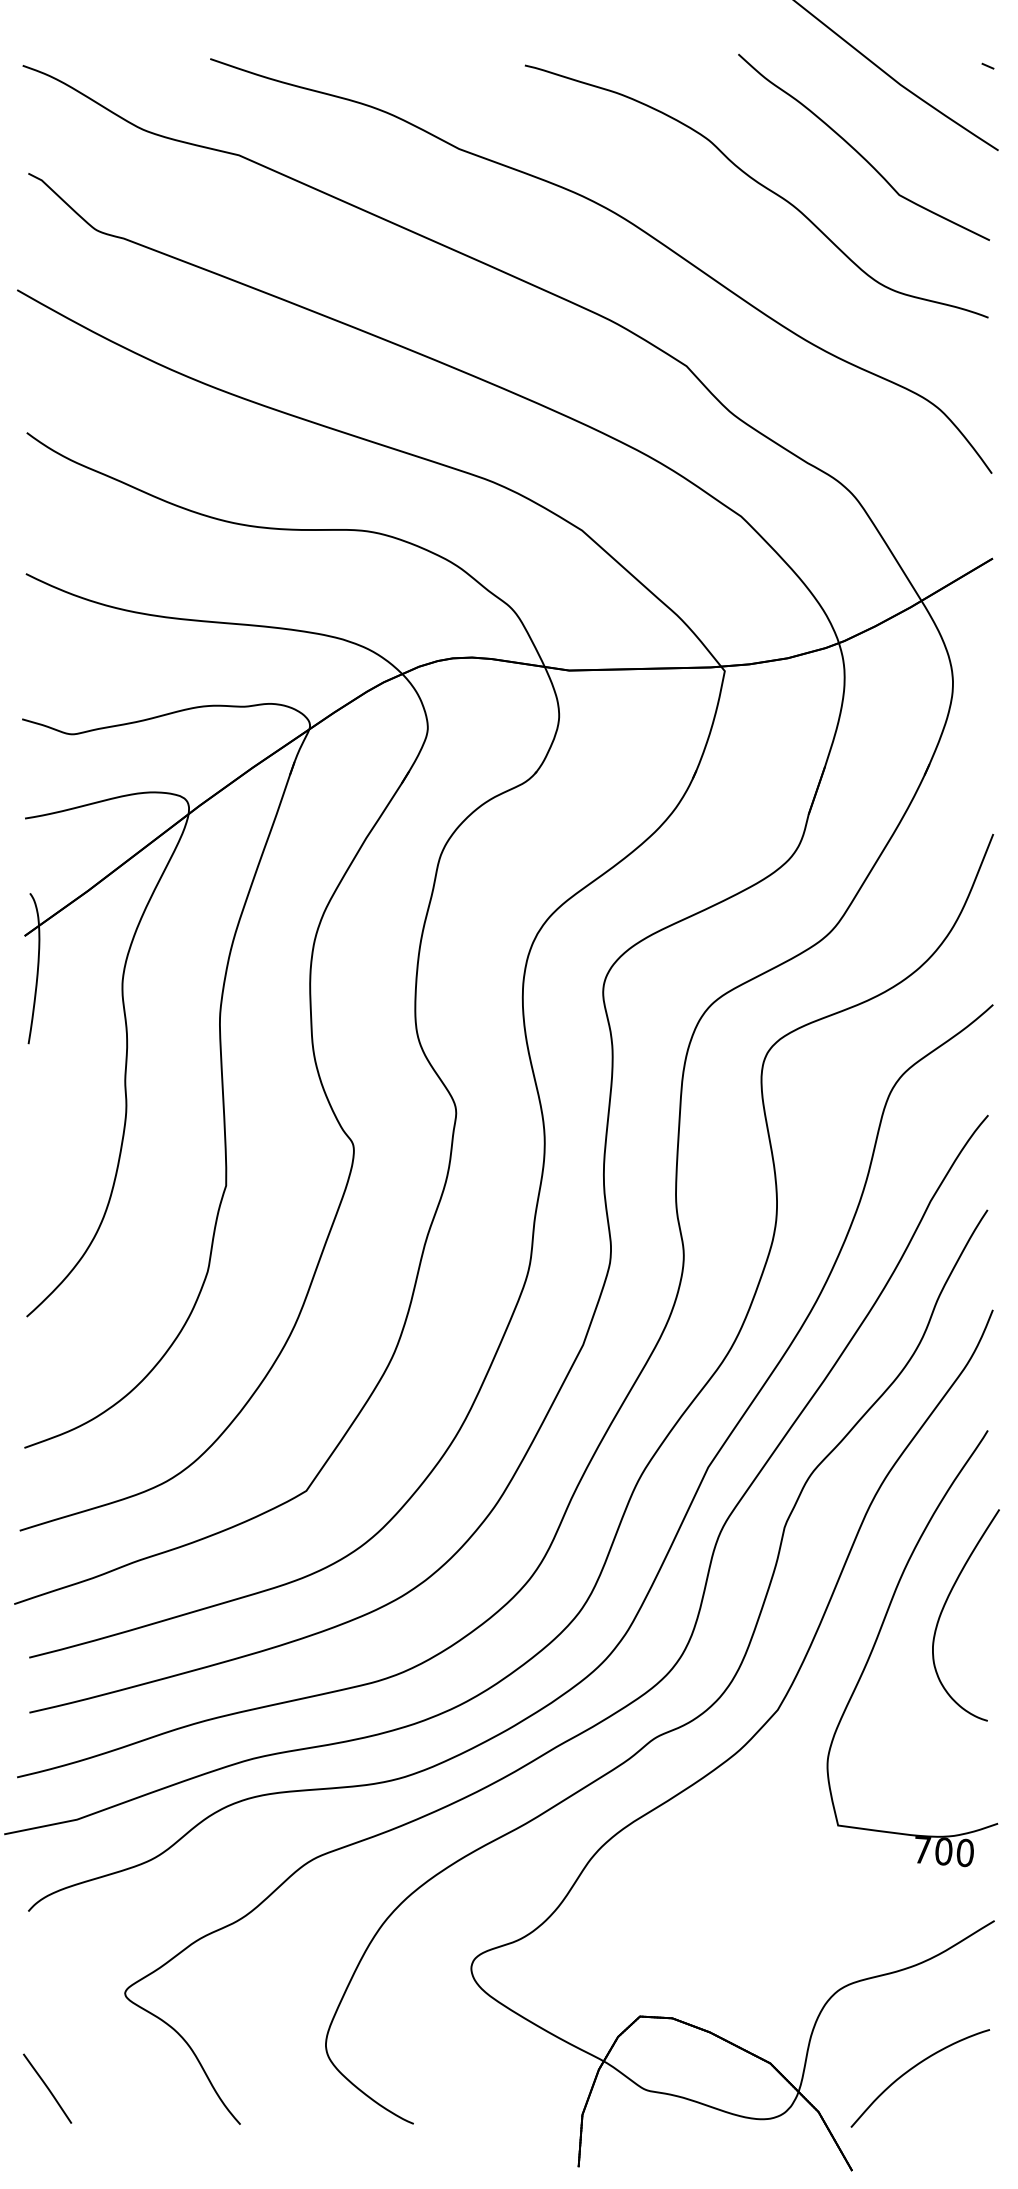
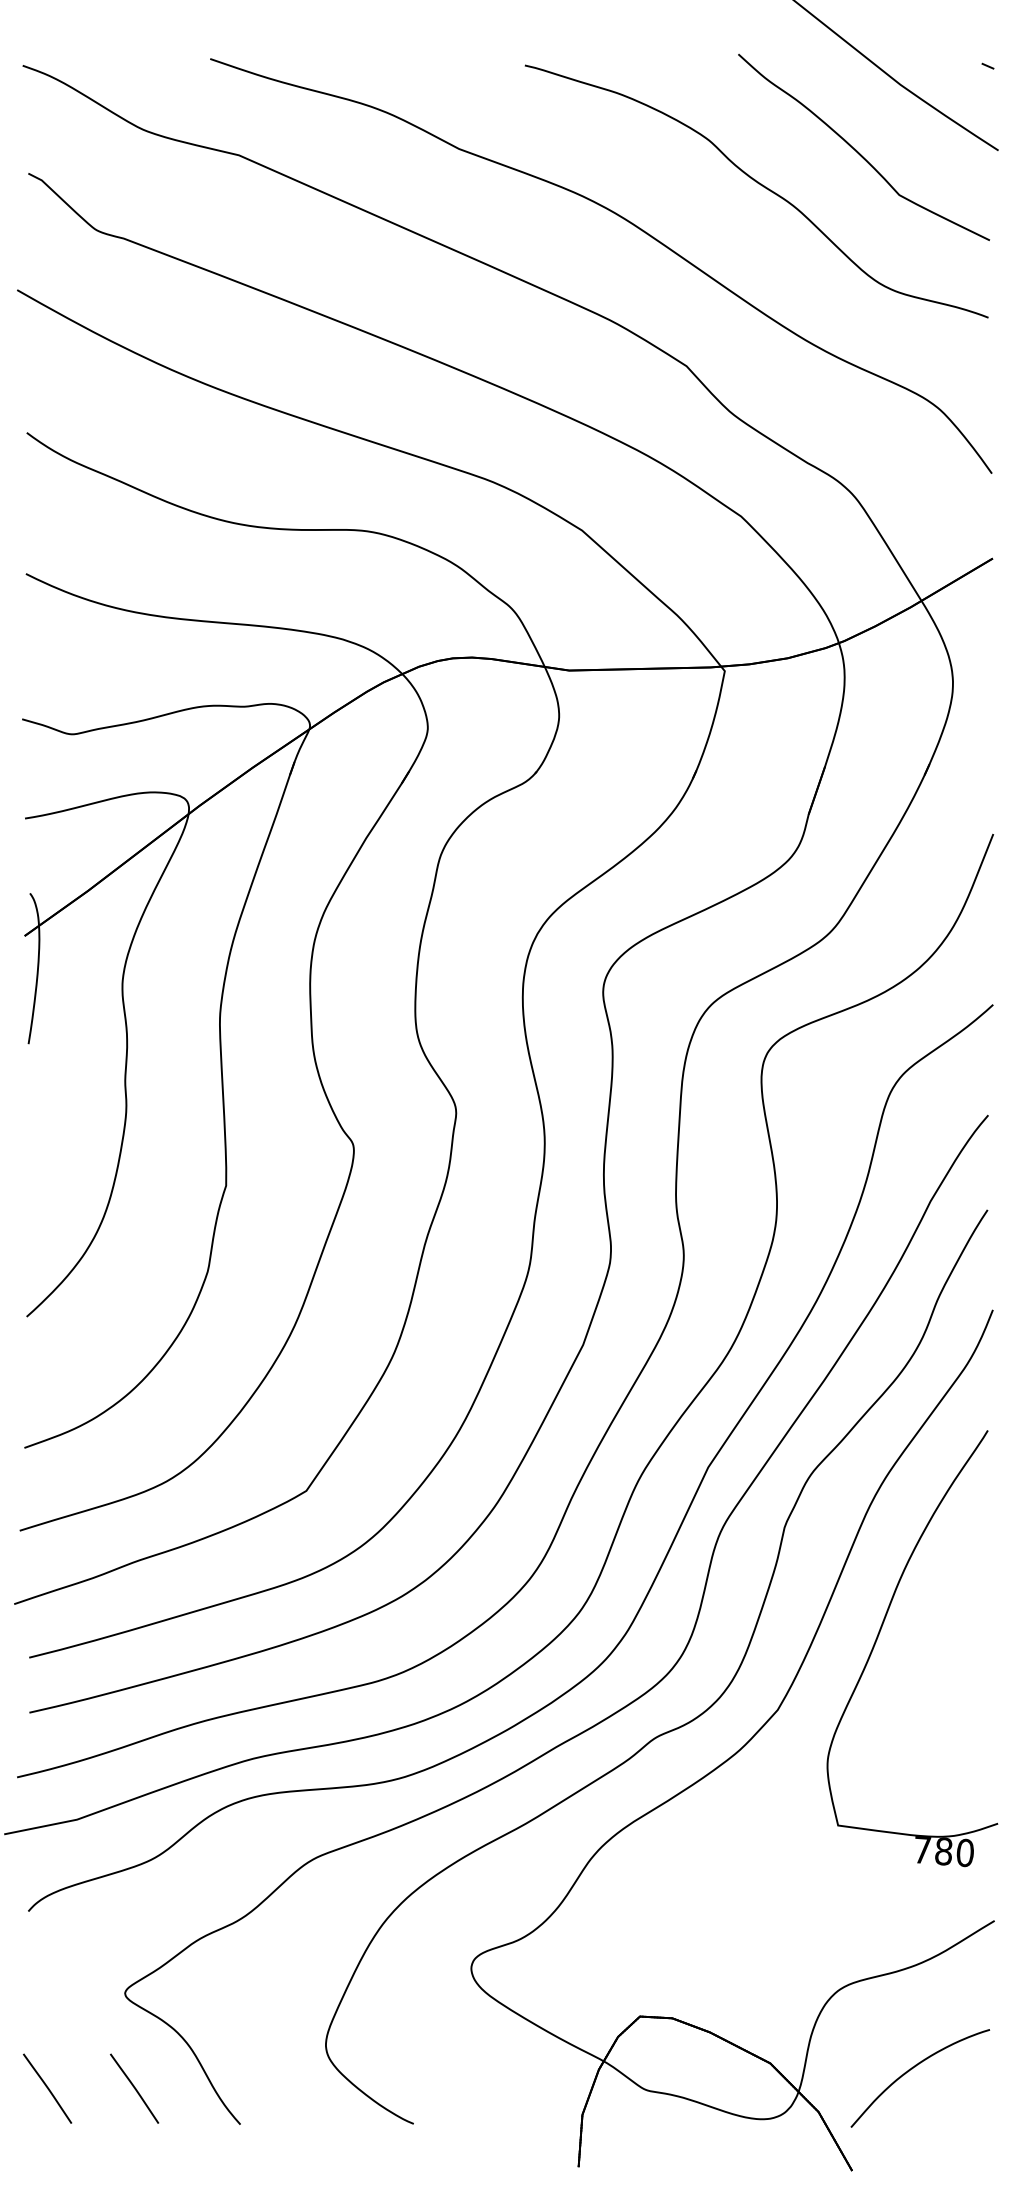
curve: present -> none (945, 1605)
text: 700 -> 780 (943, 1851)
line: none -> present (134, 2088)
